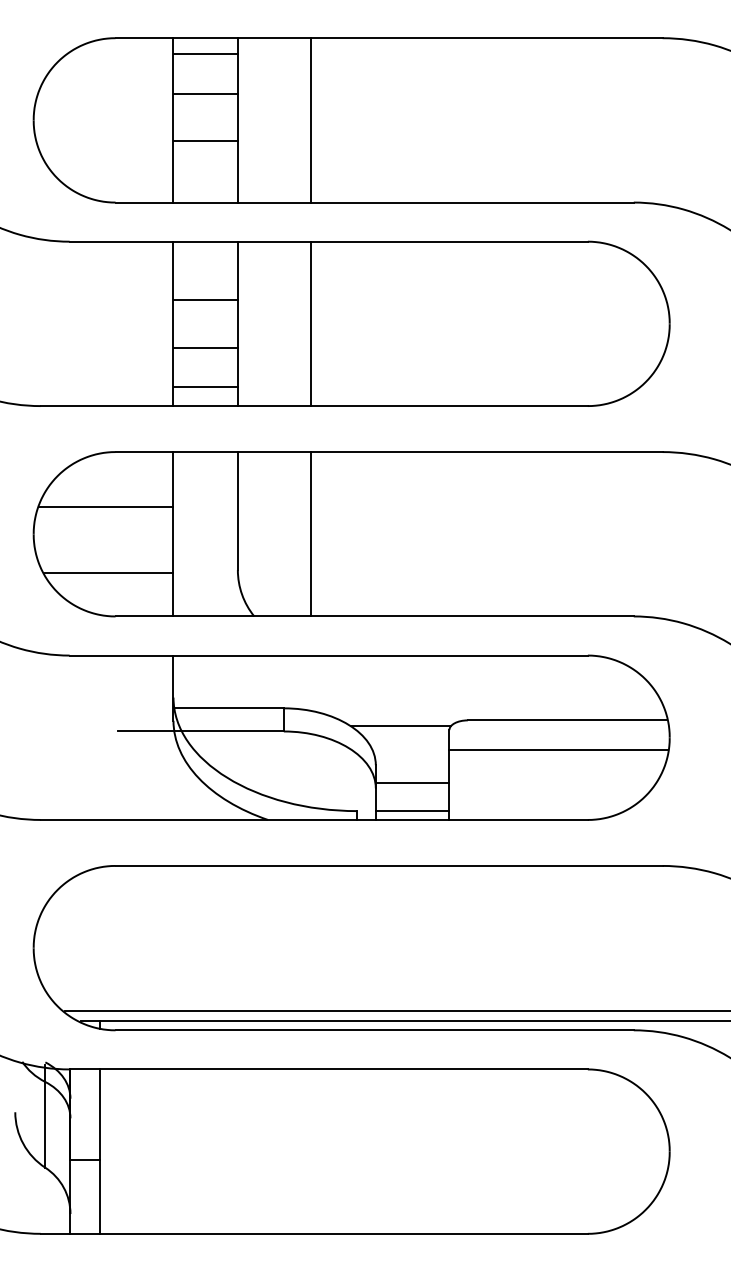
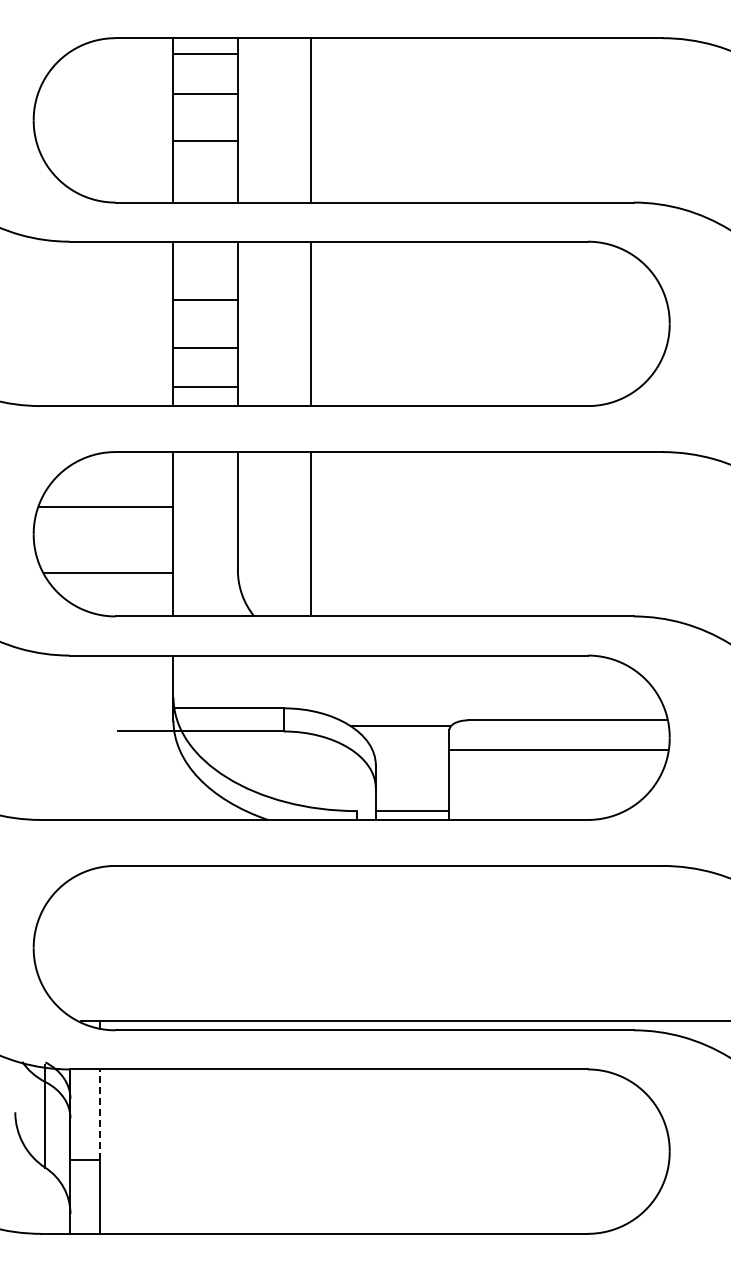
line: present -> none (412, 782)
line: present -> none (395, 1011)
line: solid -> dashed (99, 1114)
